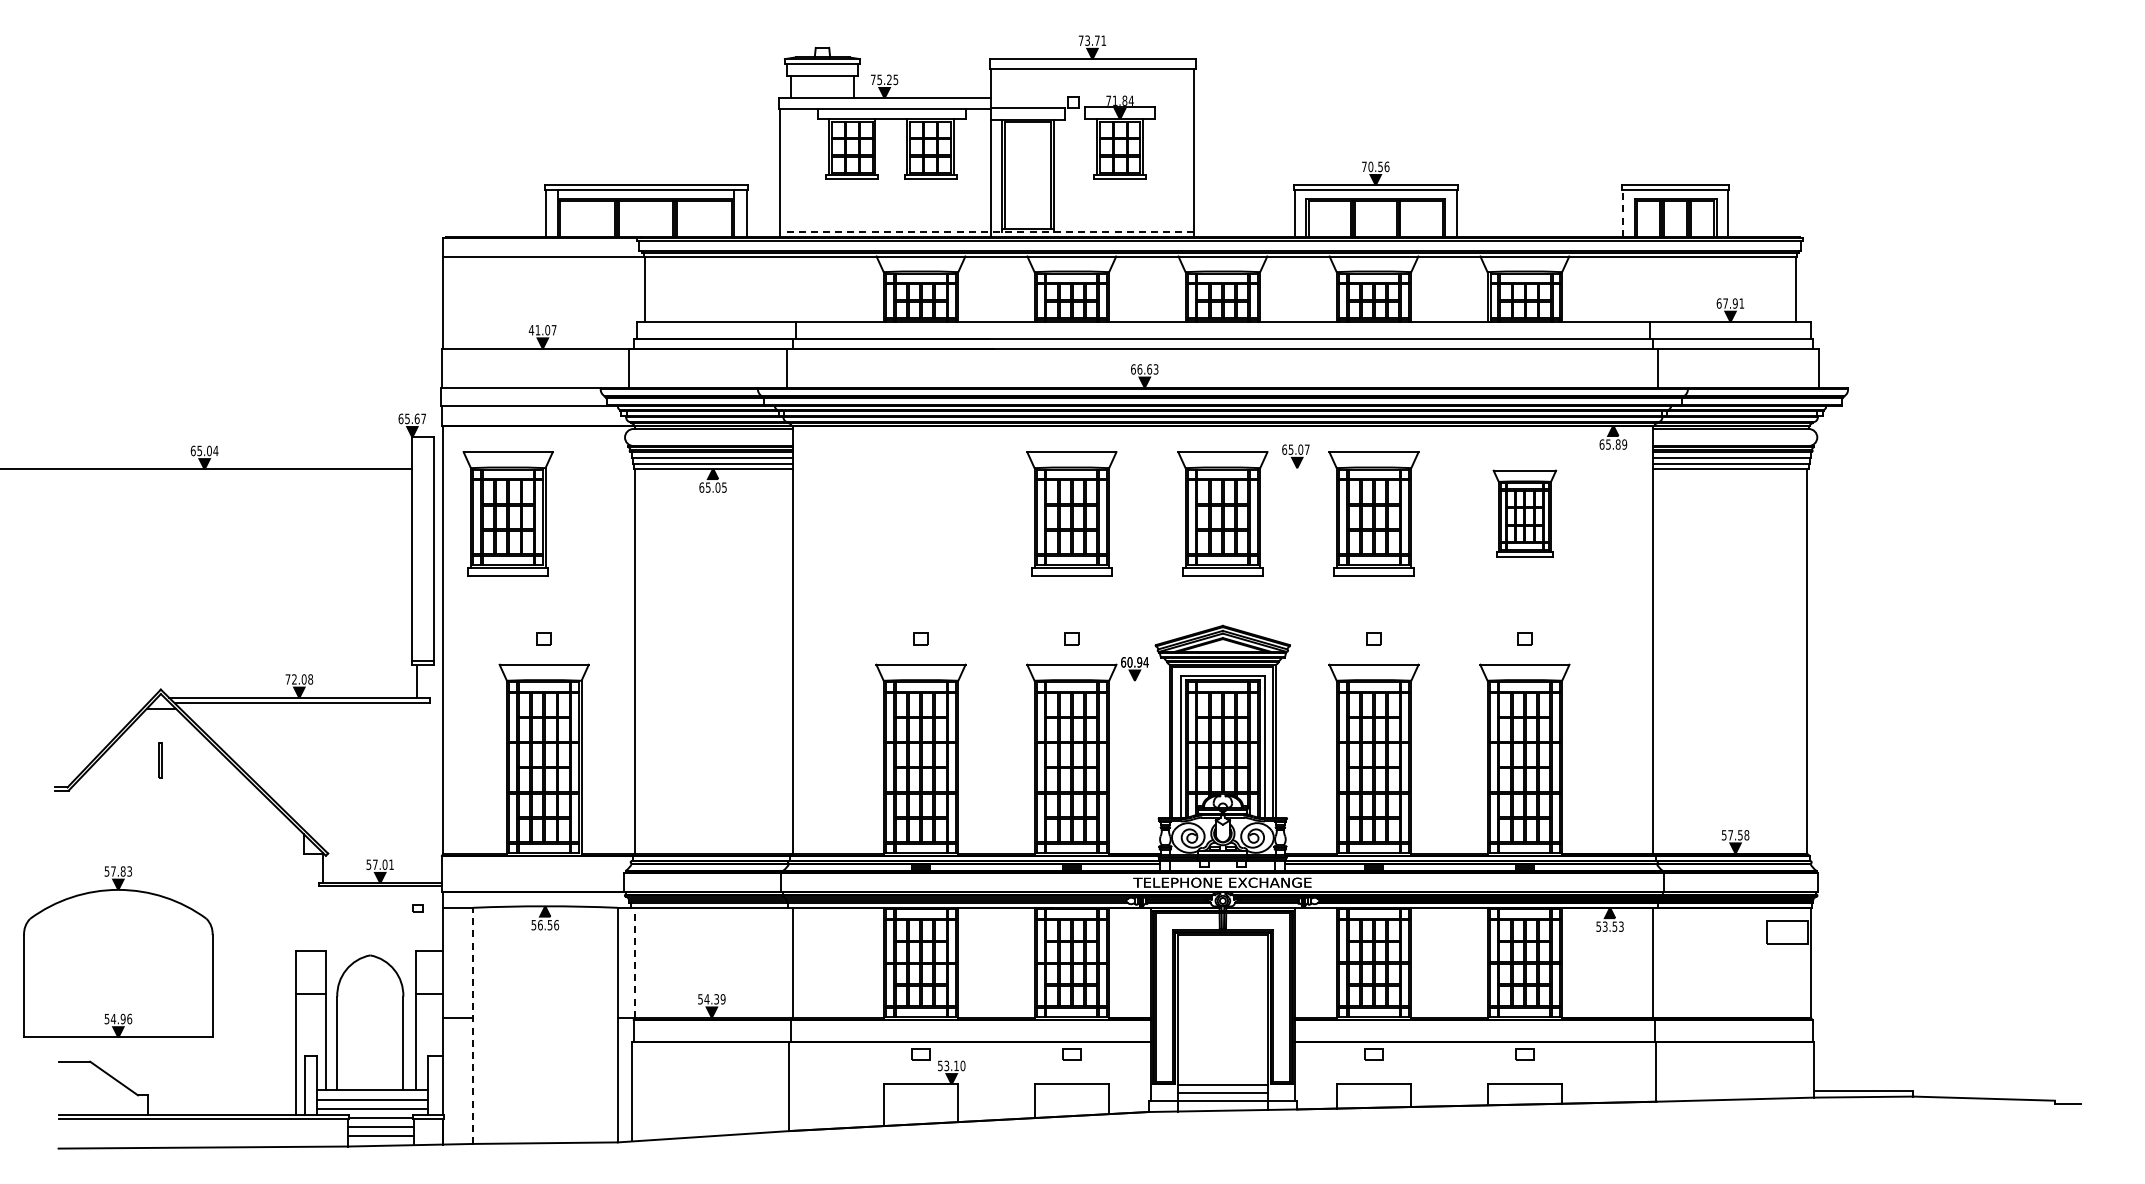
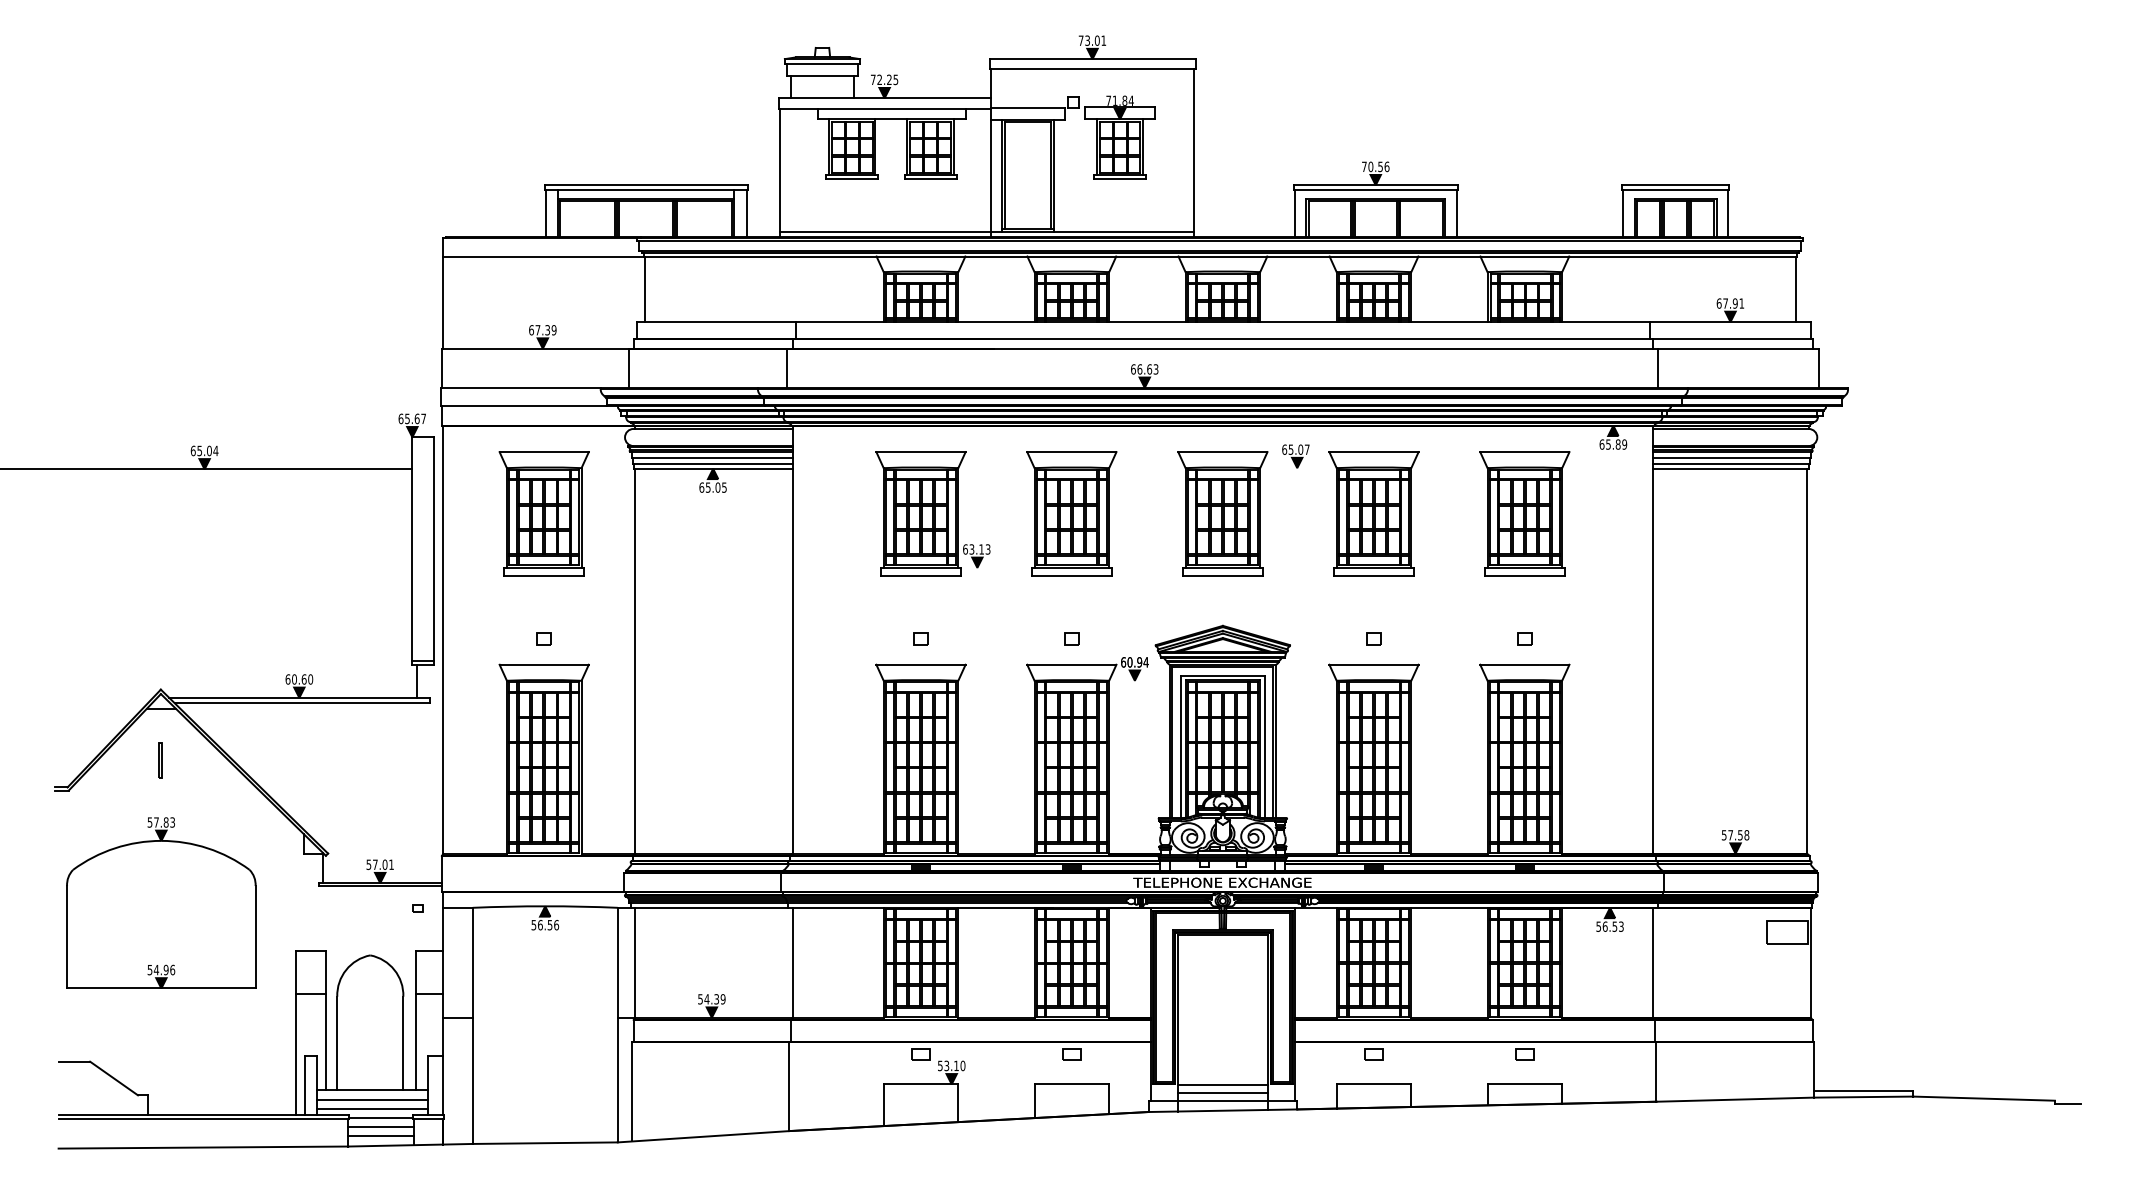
text: 73.71 -> 73.01 (1096, 40)
text: 75.25 -> 72.25 (879, 79)
line: dashed -> solid (1623, 213)
line: dashed -> solid (986, 232)
text: 41.07 -> 67.39 (542, 330)
part position: (507, 513) -> (543, 513) (543, 513)
part: none -> present (932, 513)
part size: 66x89 px -> 92x126 px (1524, 513)
text: 72.08 -> 60.60 (299, 679)
text: 53.53 -> 56.53 (1604, 926)
part position: (118, 951) -> (161, 902) (161, 902)
line: dashed -> solid (635, 962)
line: dashed -> solid (472, 1025)
